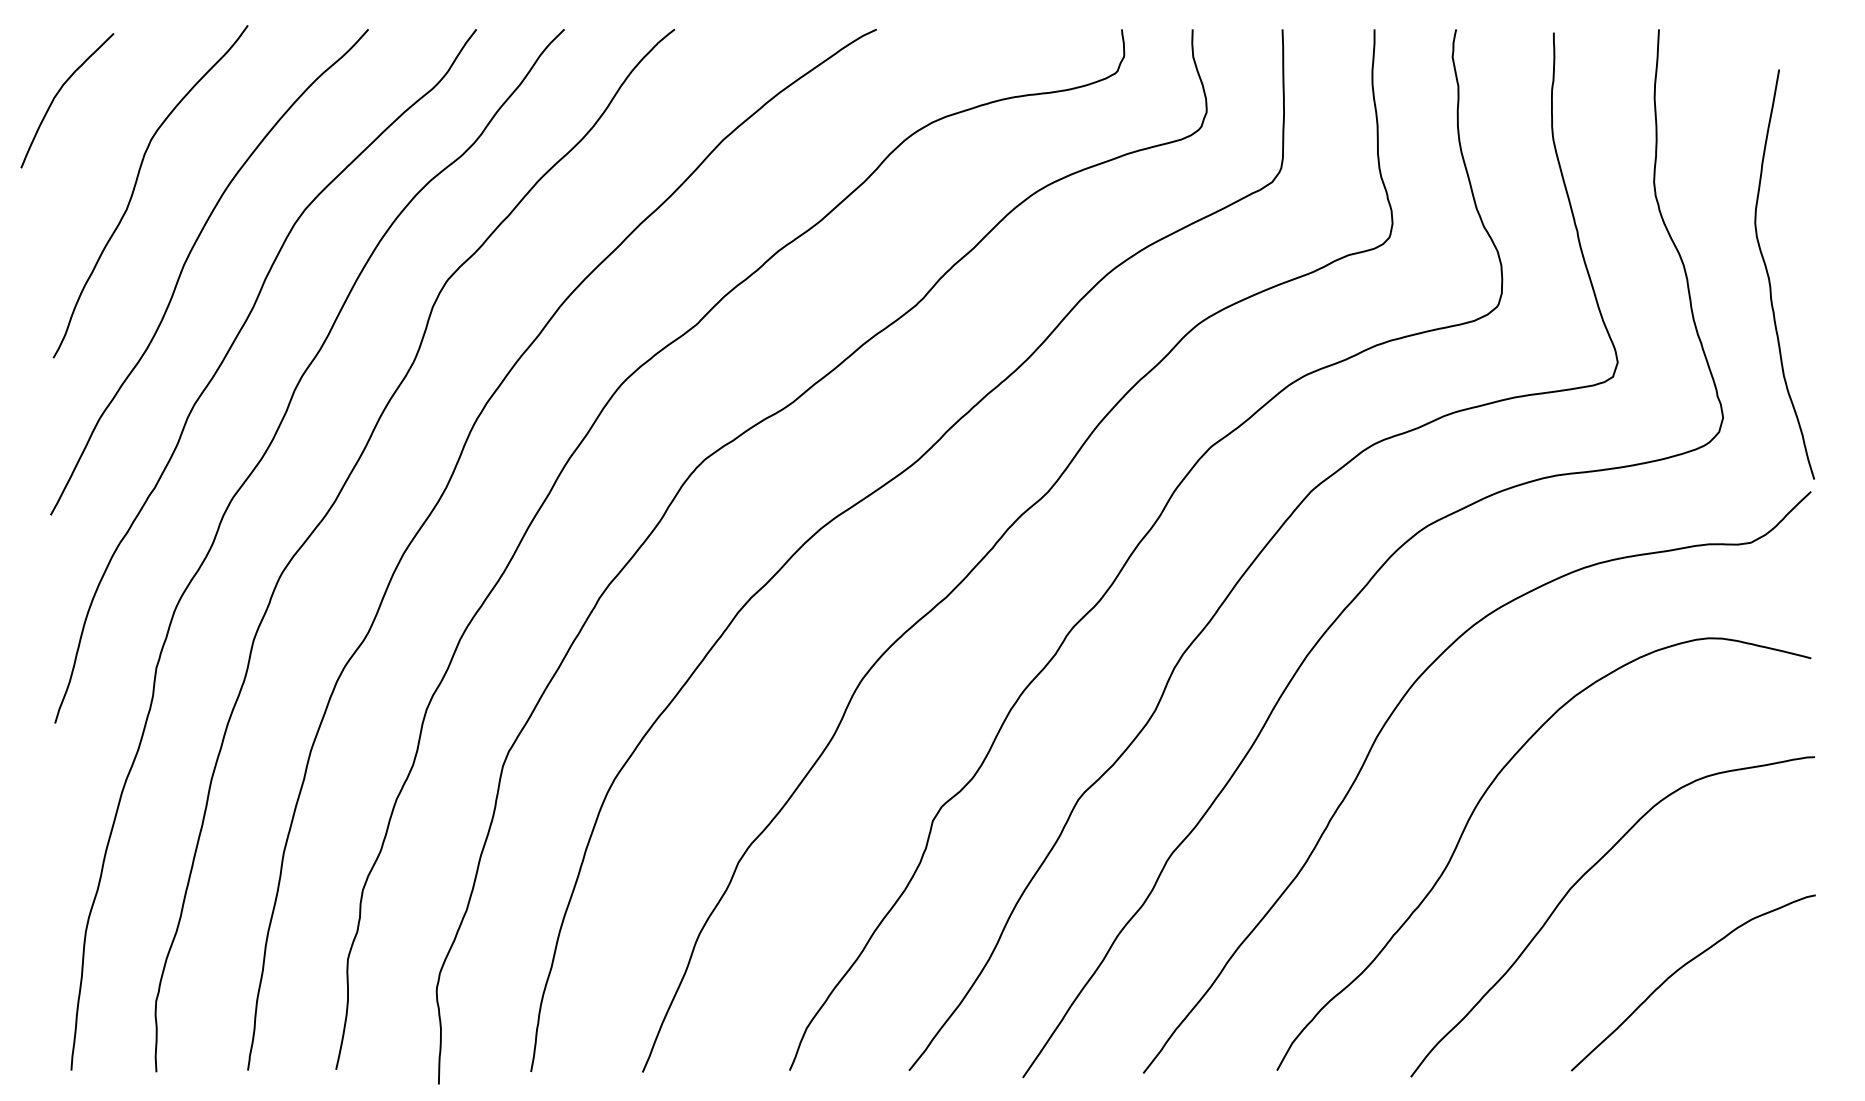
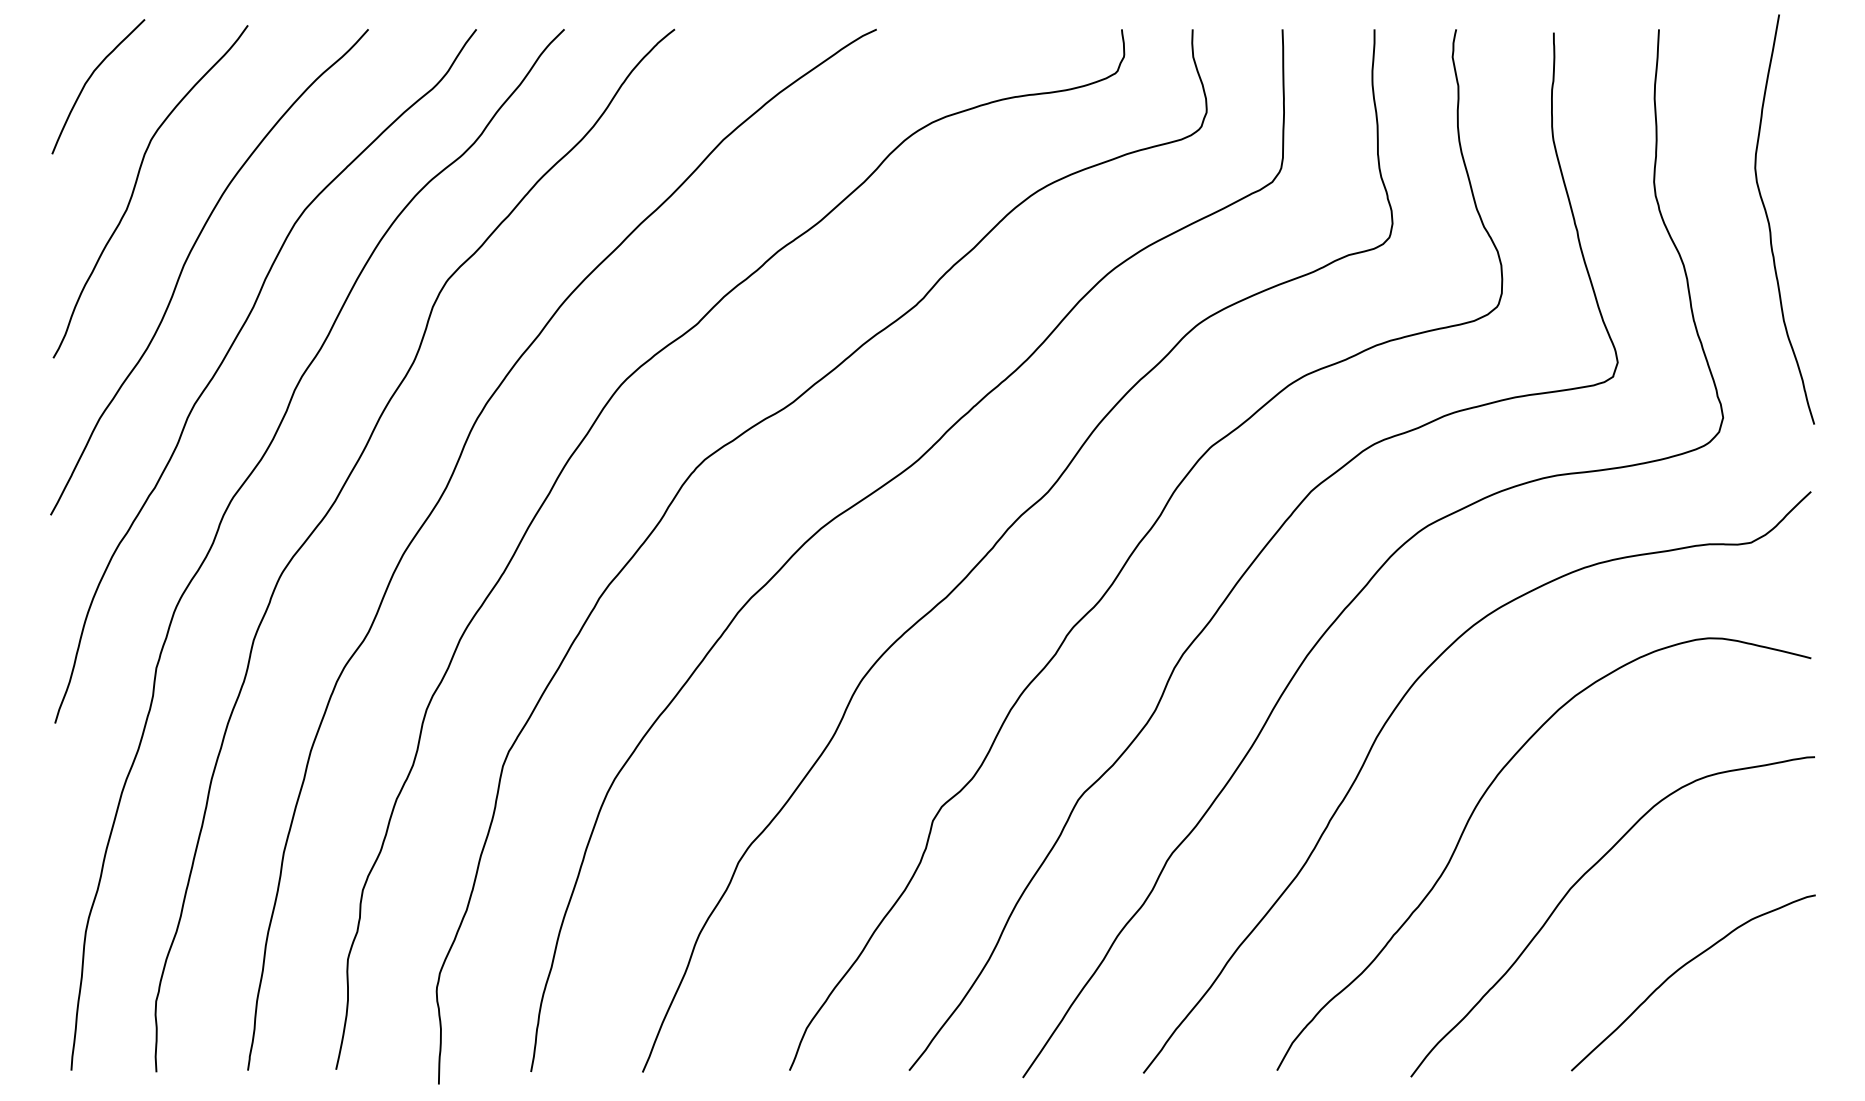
curve position: (57, 95) -> (88, 81) (88, 81)
curve position: (1769, 276) -> (1769, 221) (1769, 221)
